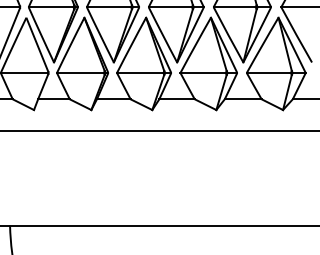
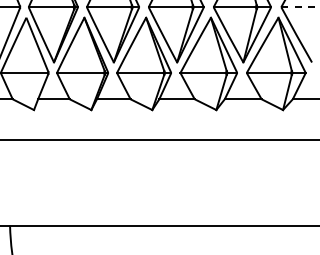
line: solid -> dashed (301, 7)
line position: (159, 130) -> (159, 139) (159, 139)
